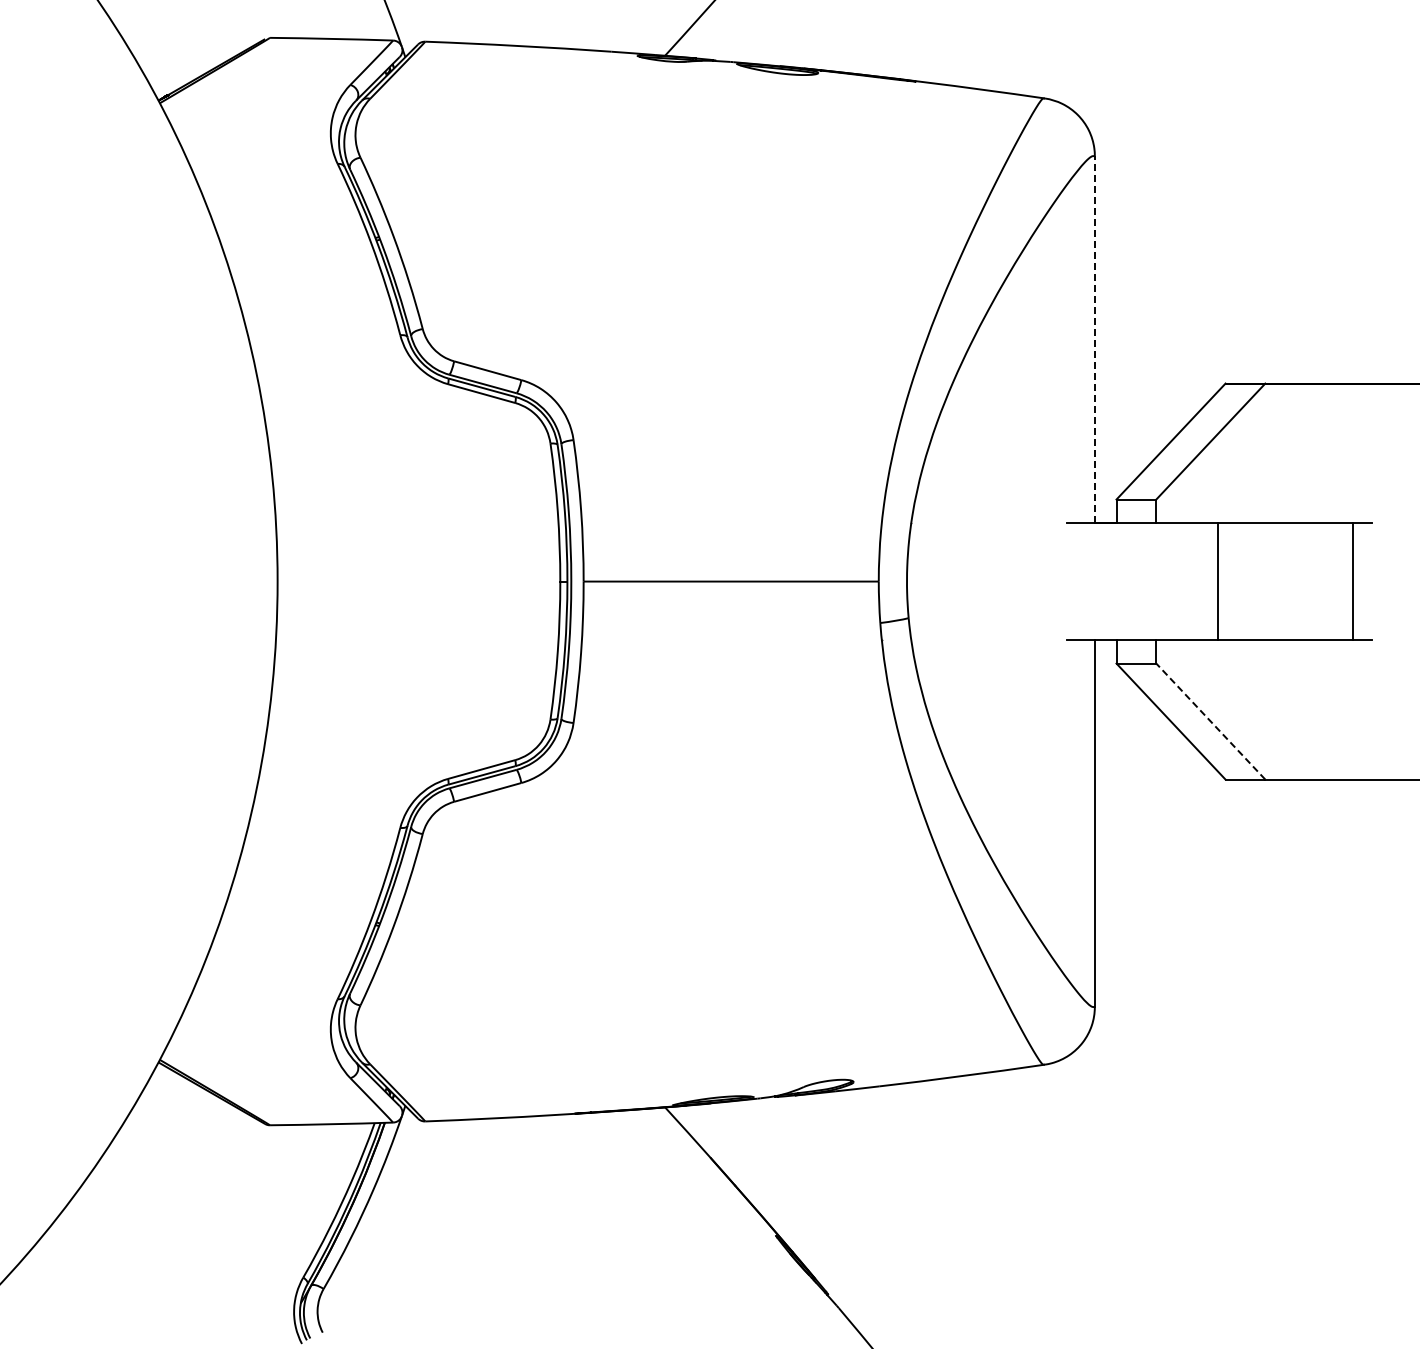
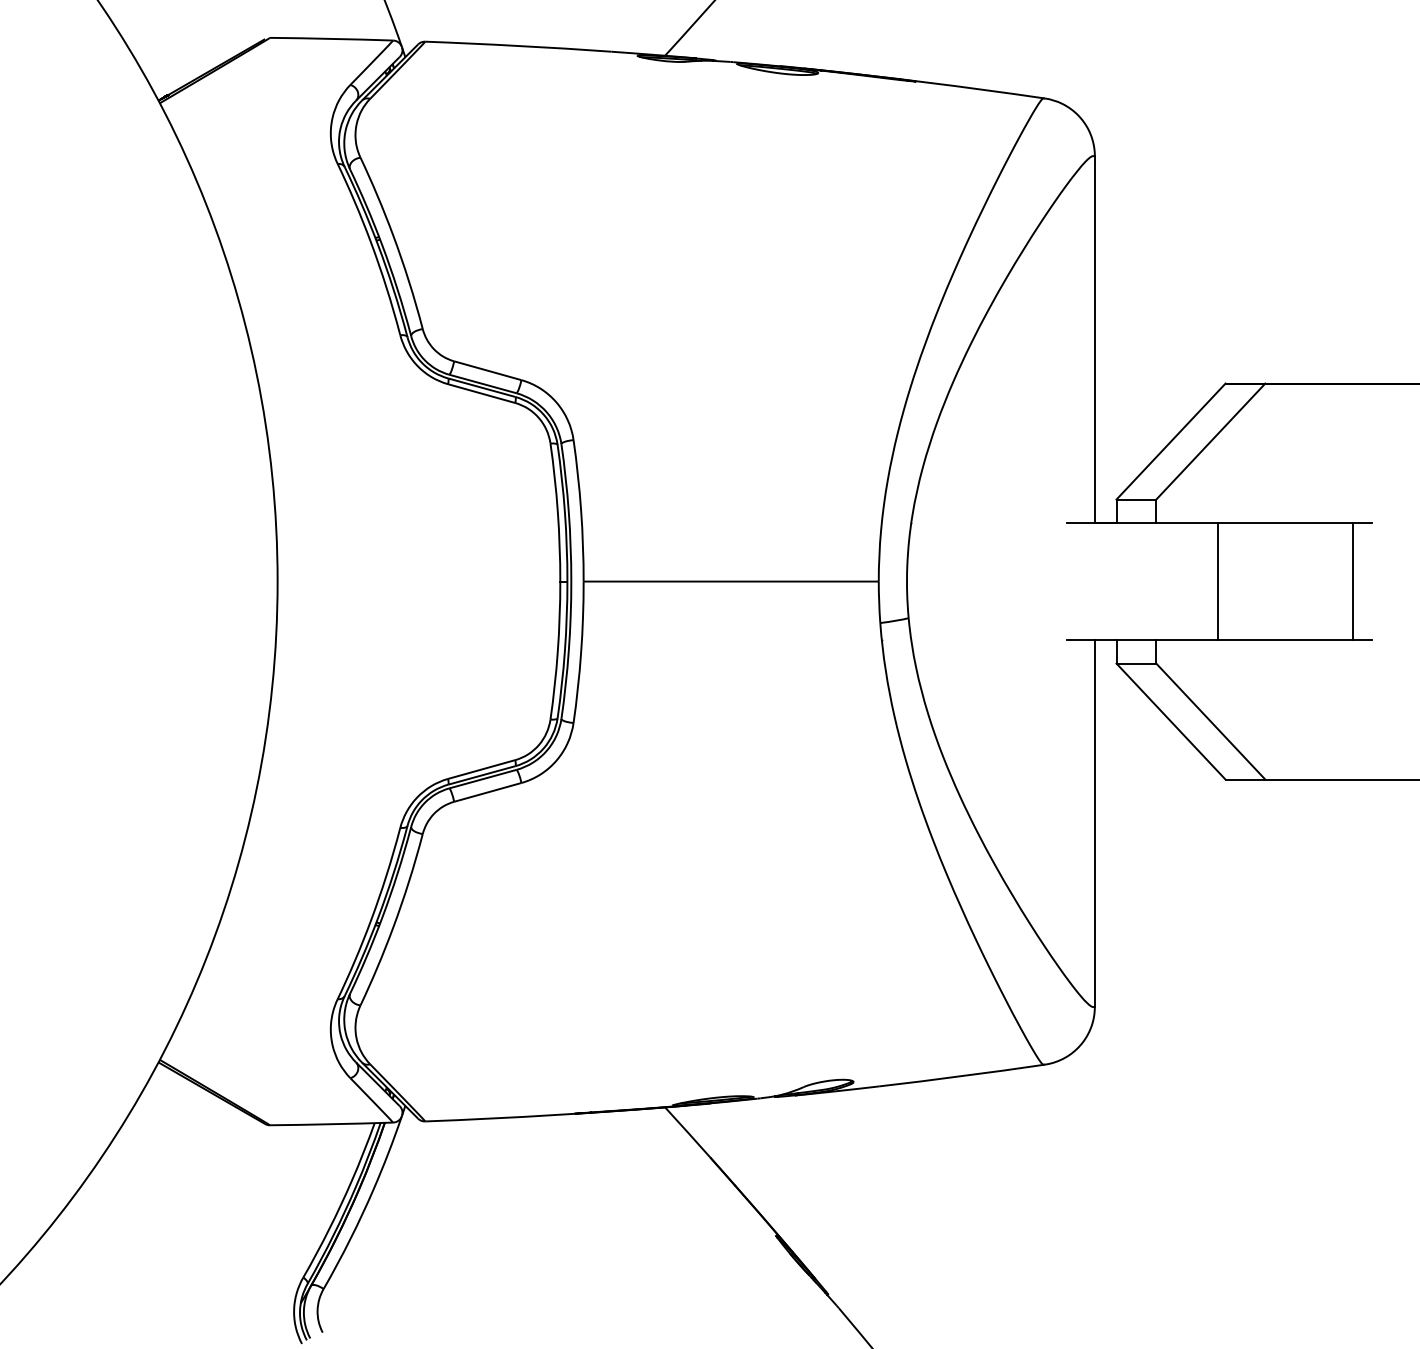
line: dashed -> solid (1094, 339)
line: dashed -> solid (1210, 721)
